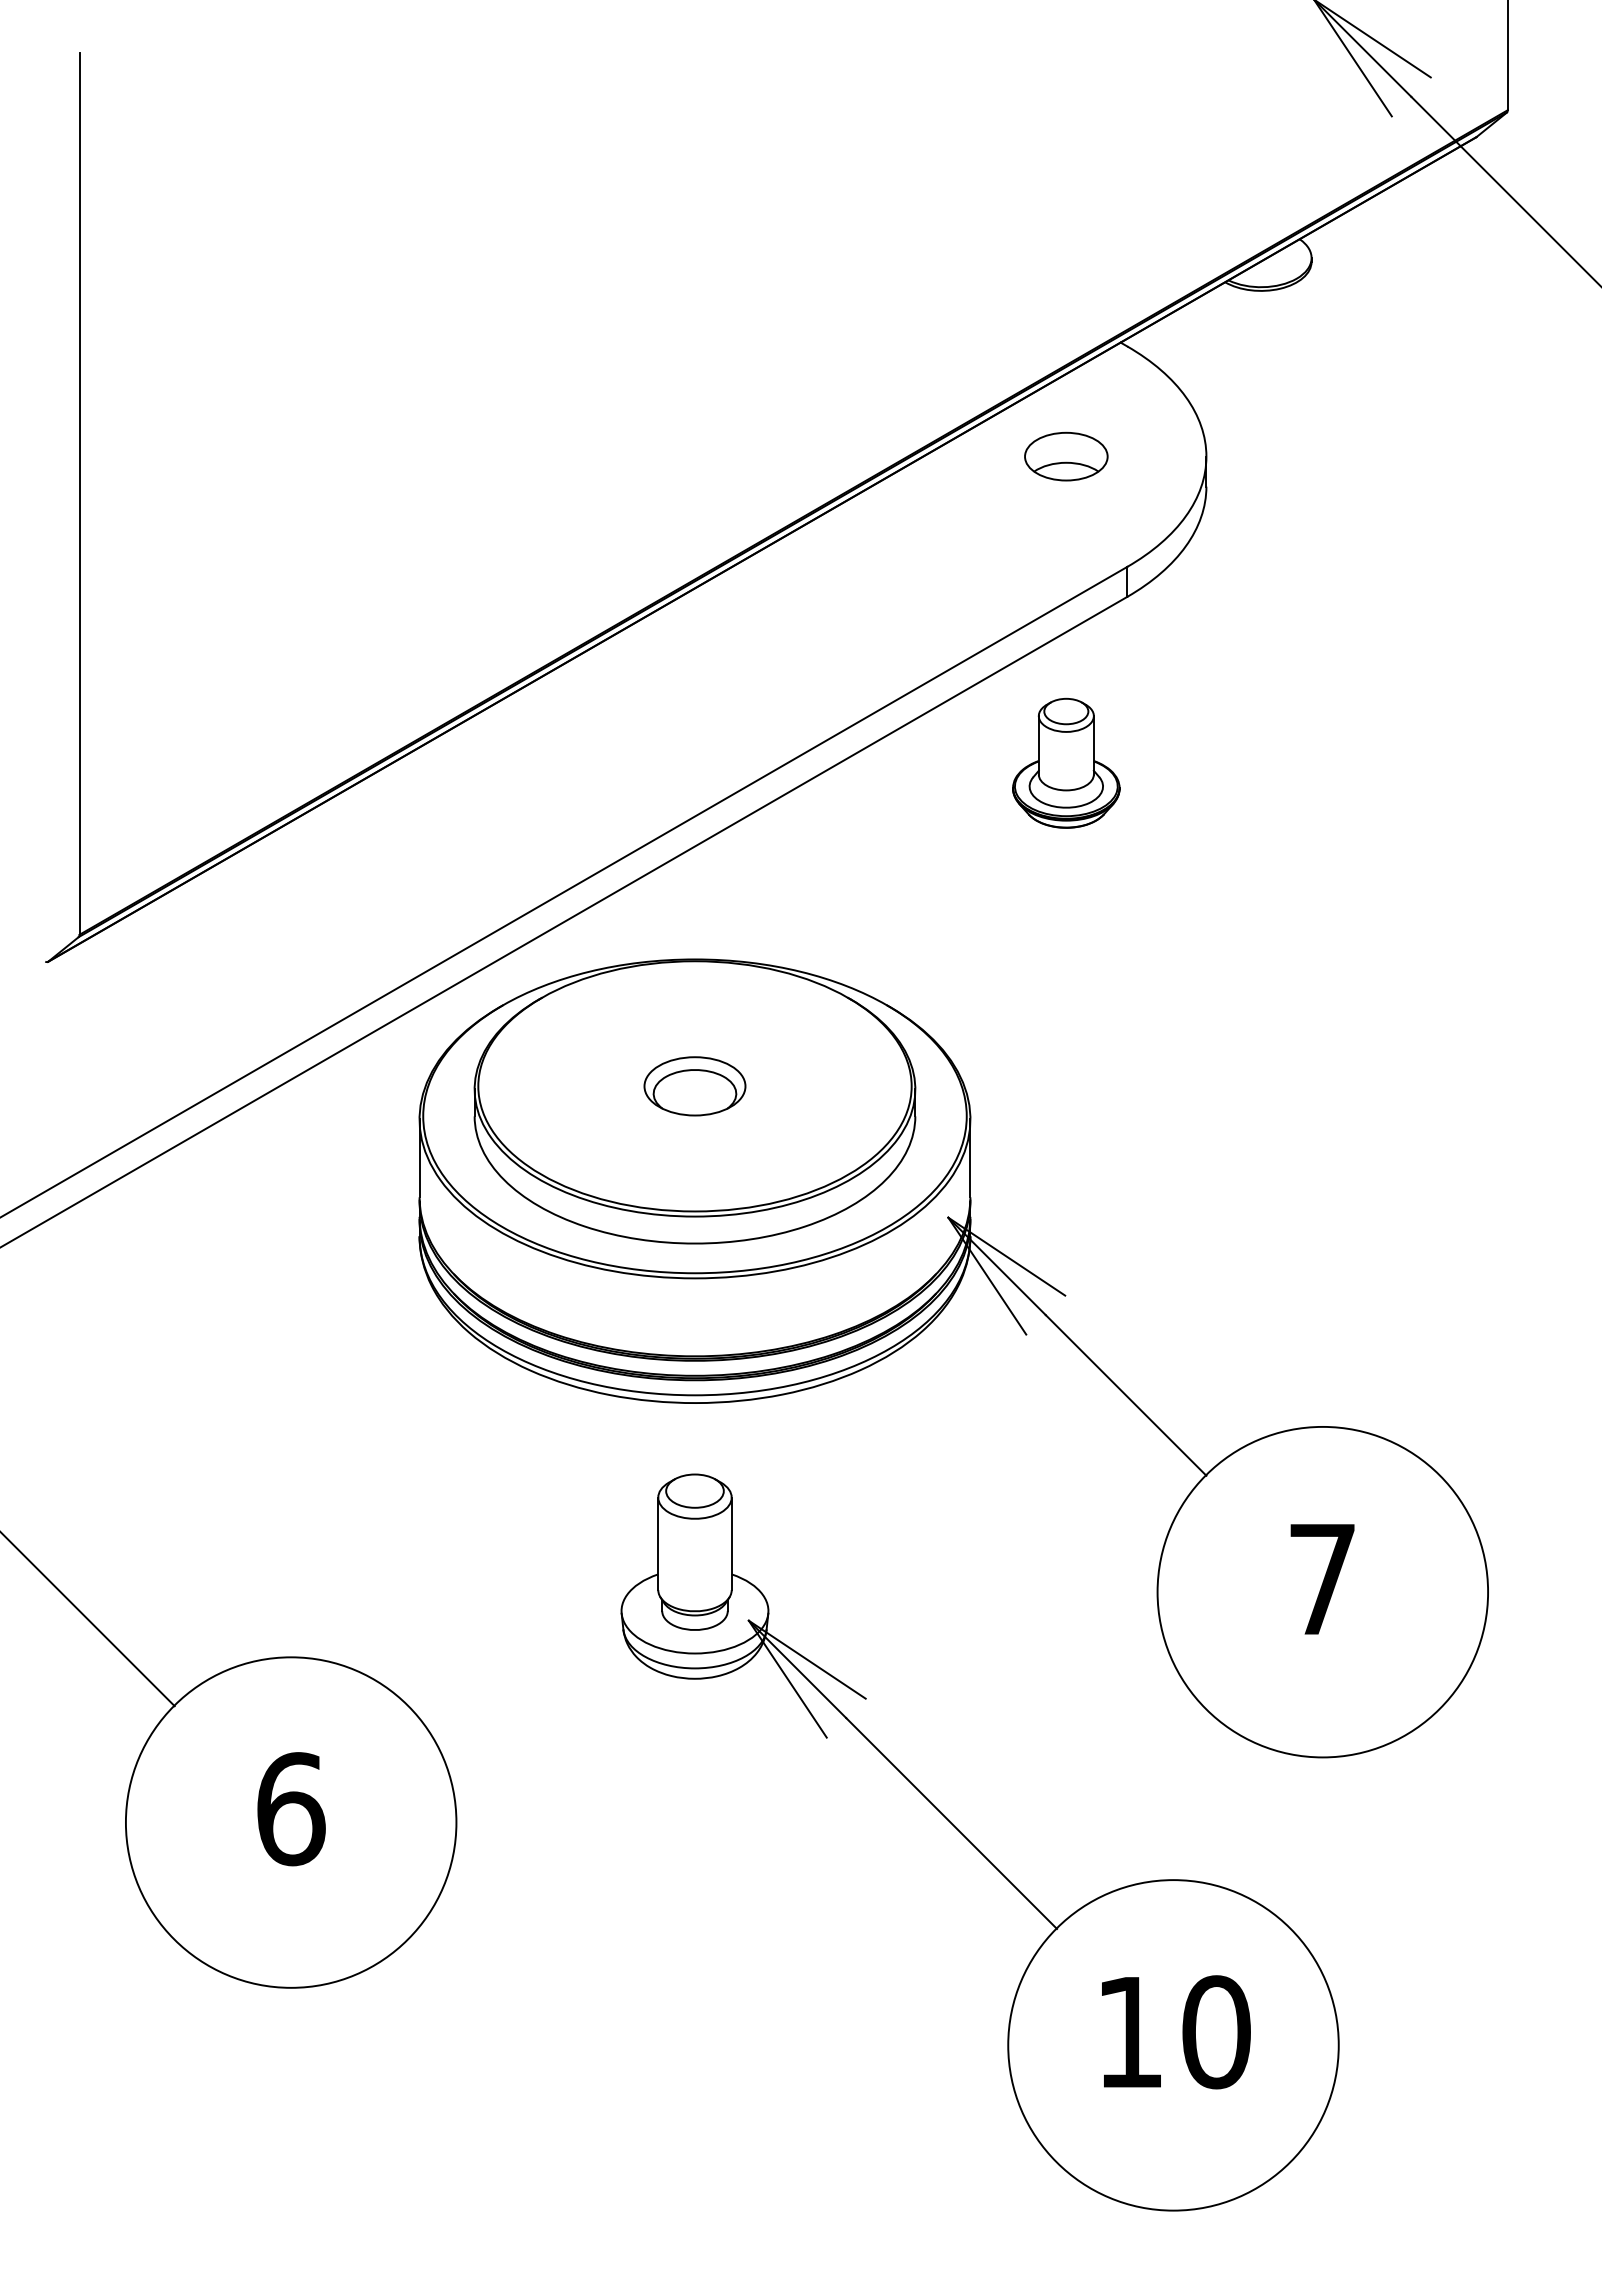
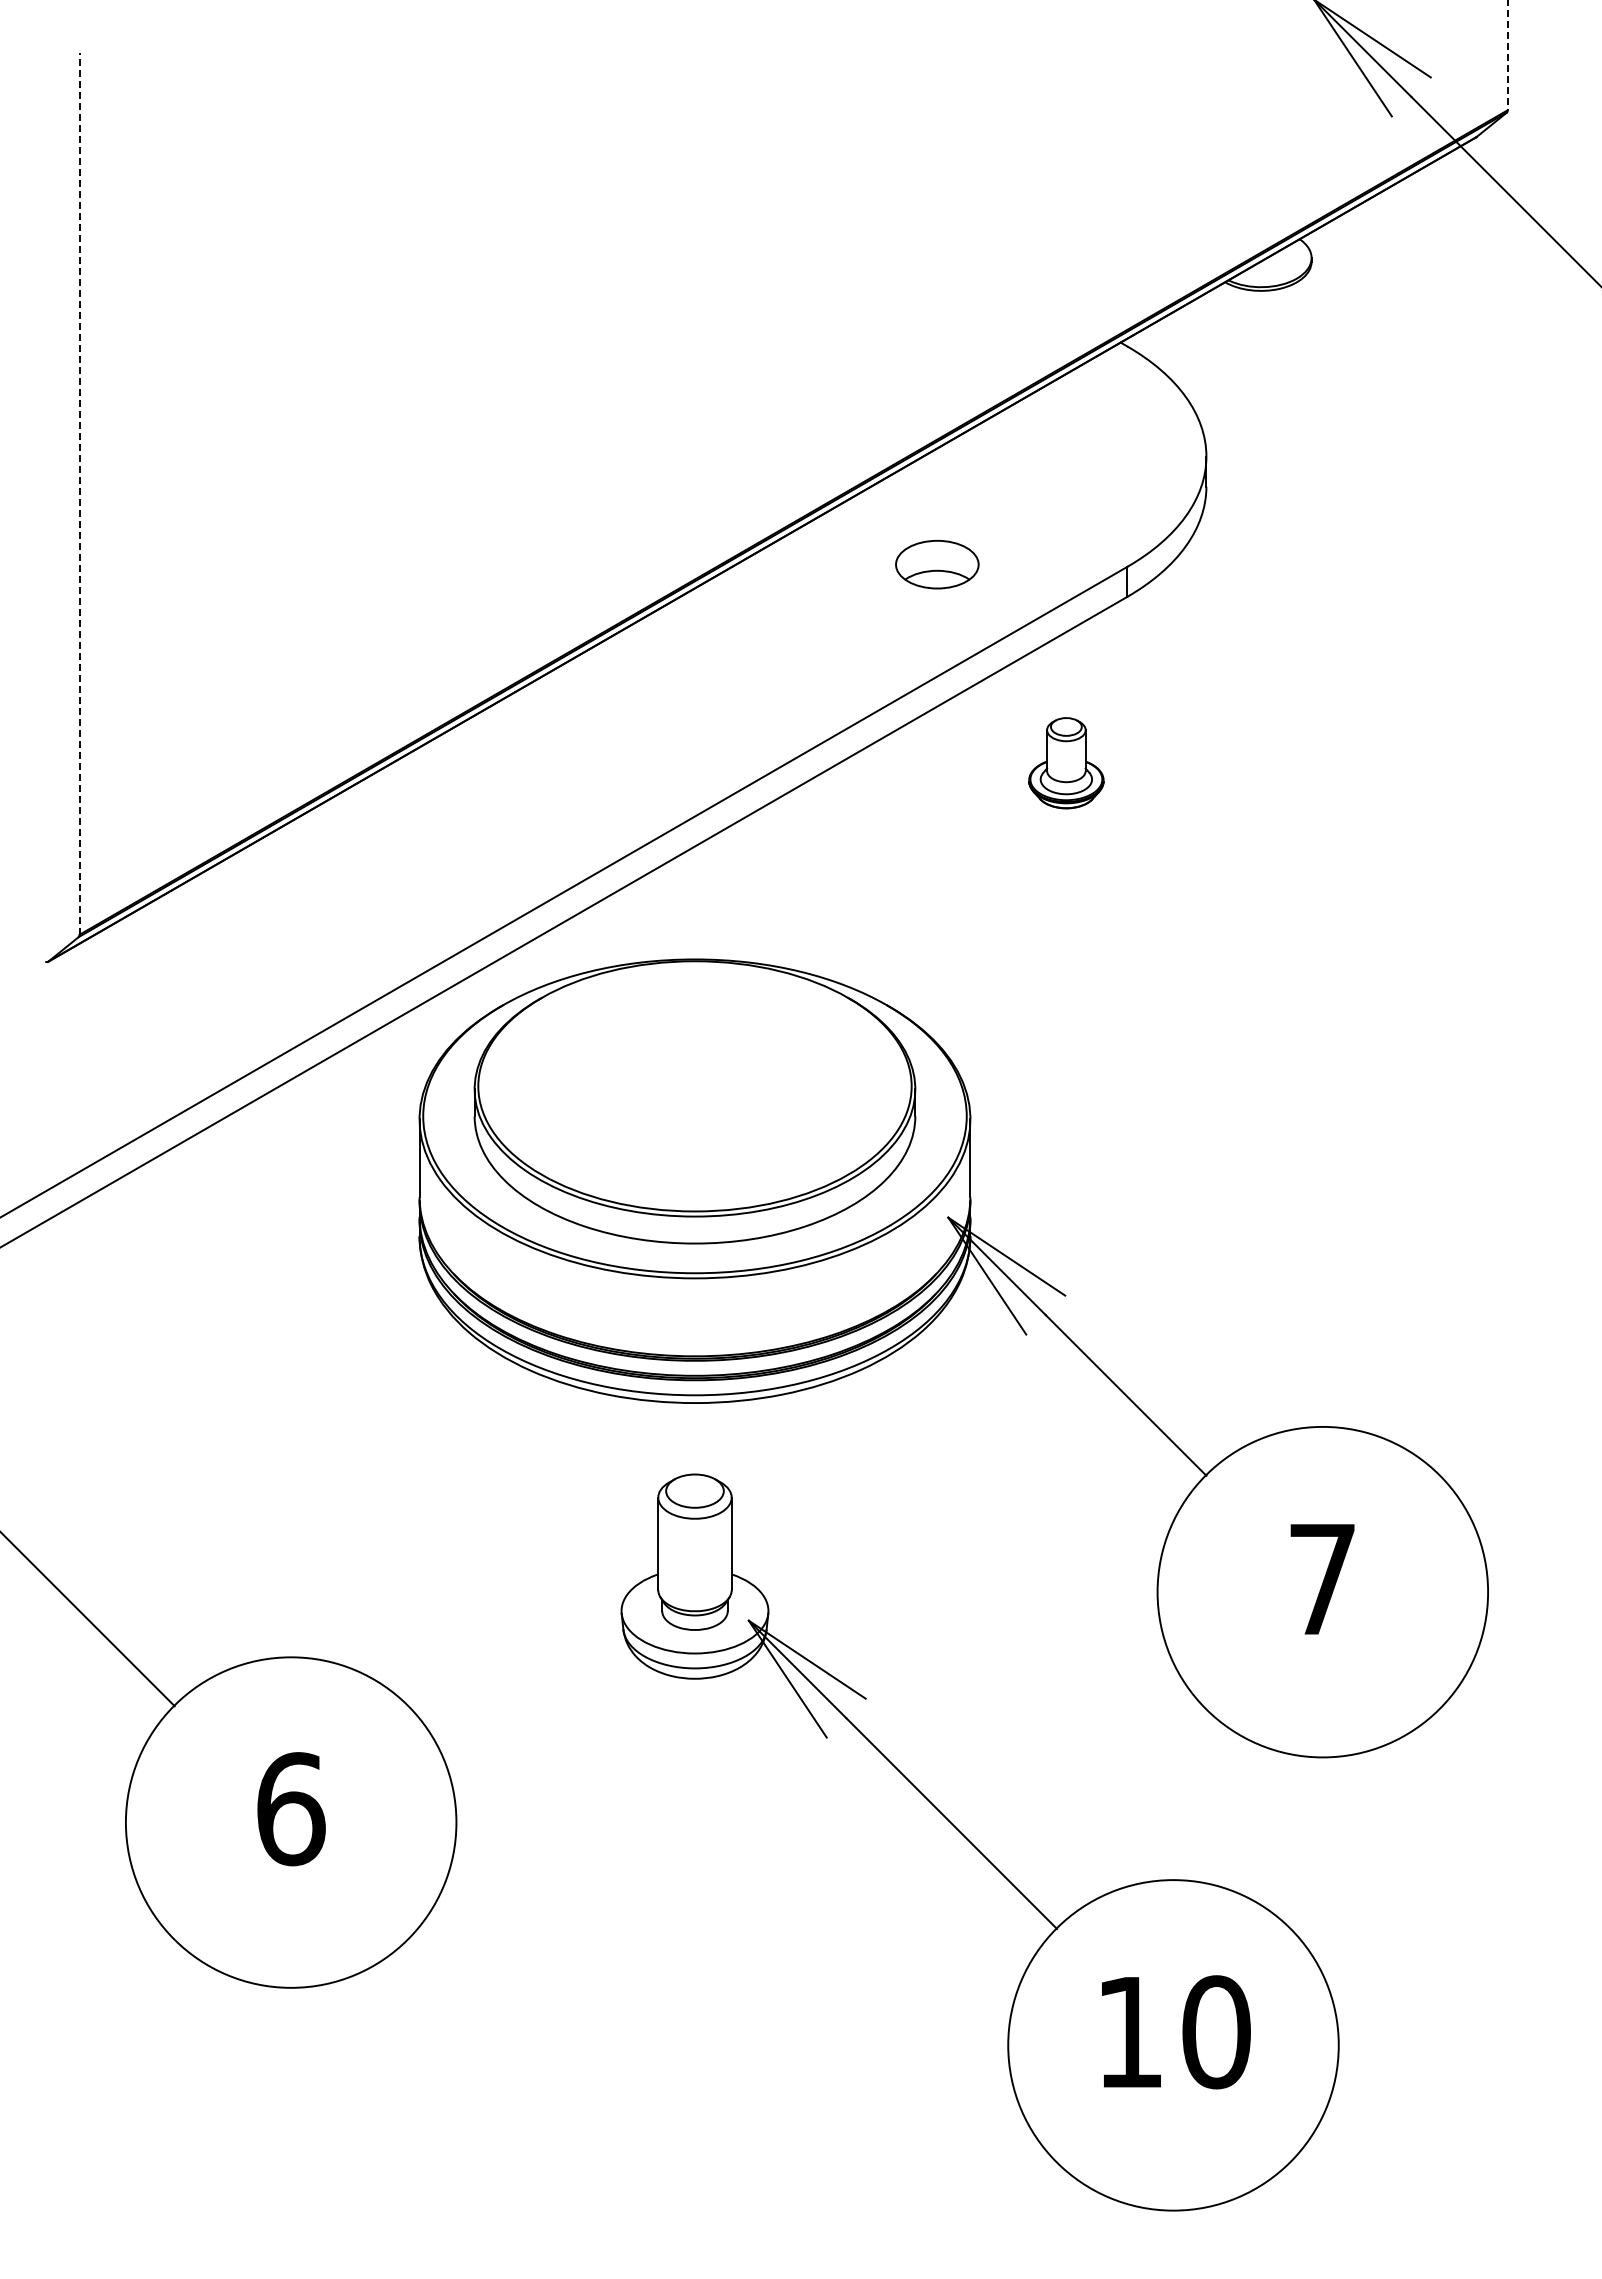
line: solid -> dashed (1507, 55)
part position: (1066, 456) -> (937, 564) (937, 564)
line: solid -> dashed (79, 494)
part size: 109x132 px -> 77x93 px (1066, 763)
part: present -> none (694, 1086)
